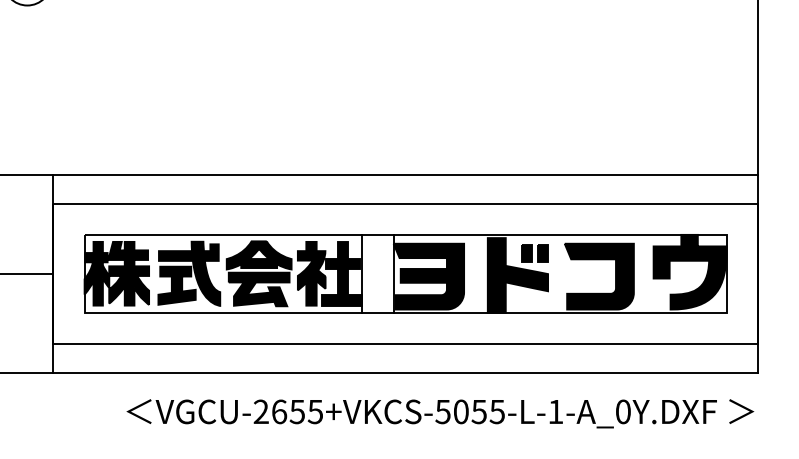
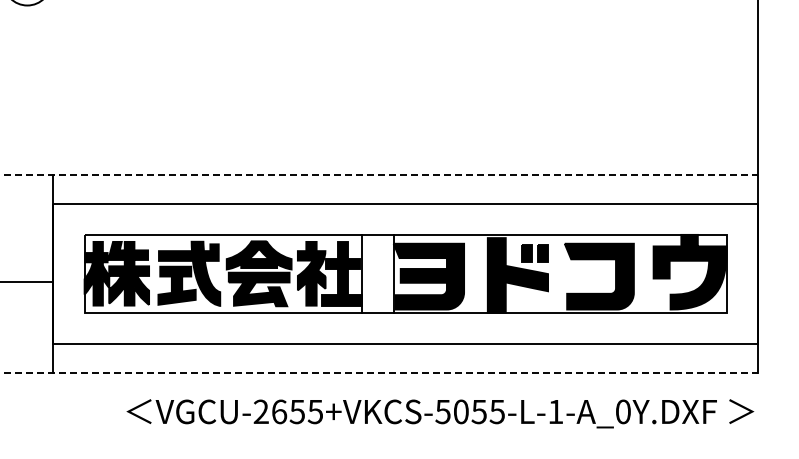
line: solid -> dashed (379, 174)
line position: (27, 273) -> (27, 281) (27, 281)
line: solid -> dashed (379, 372)
